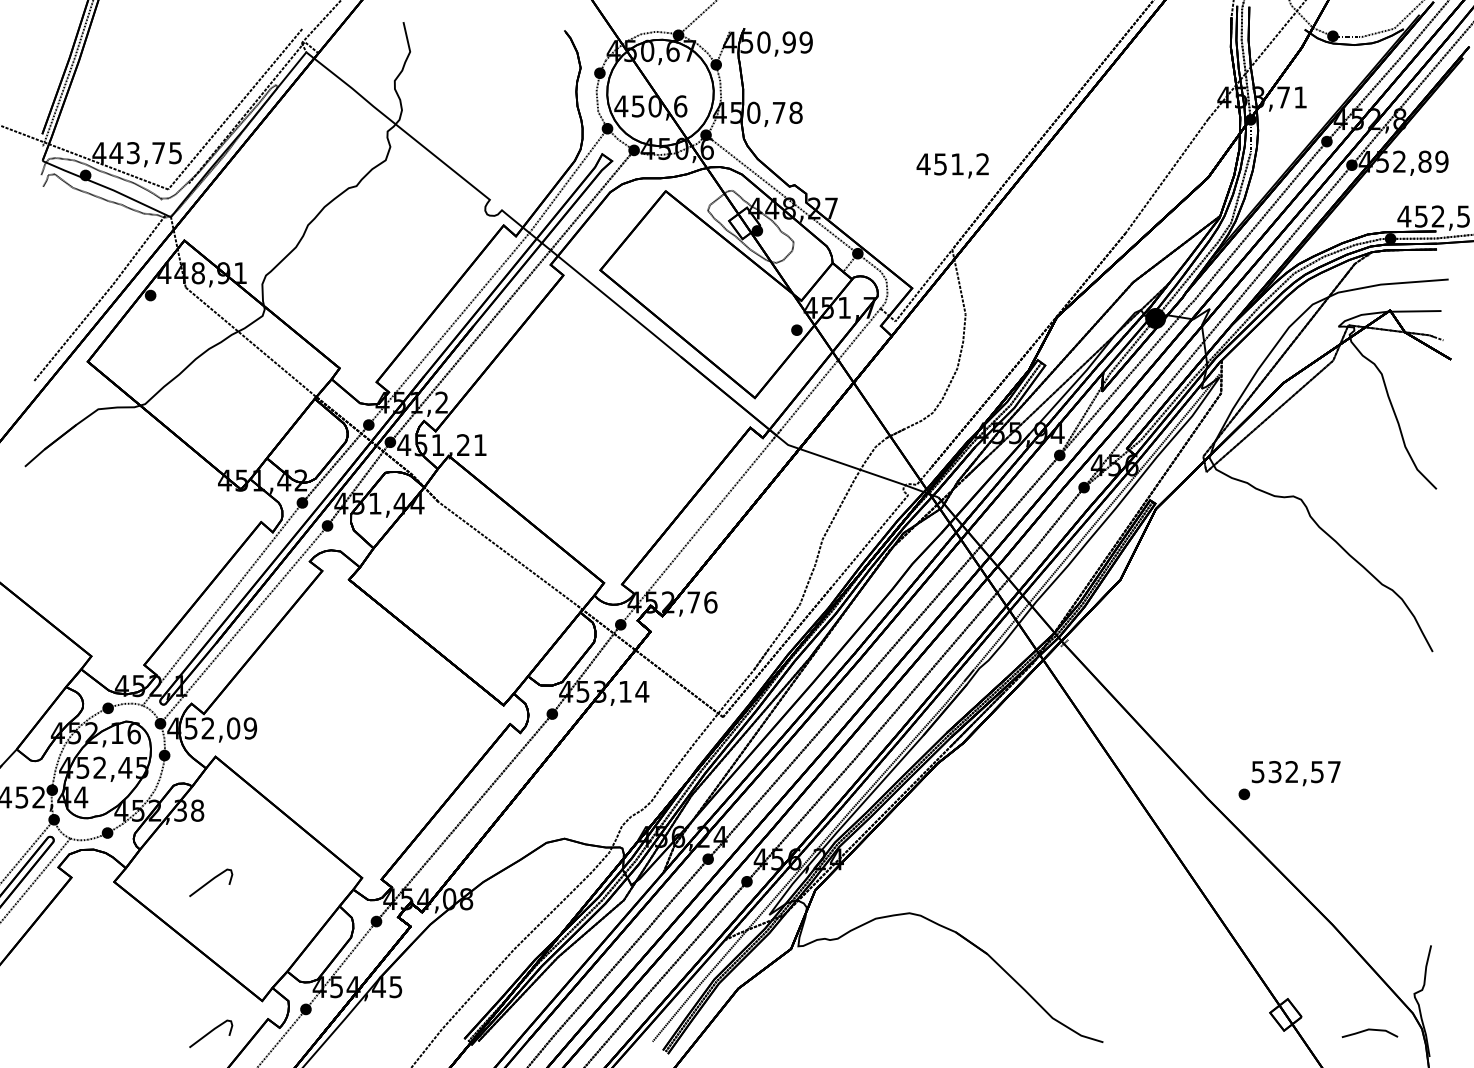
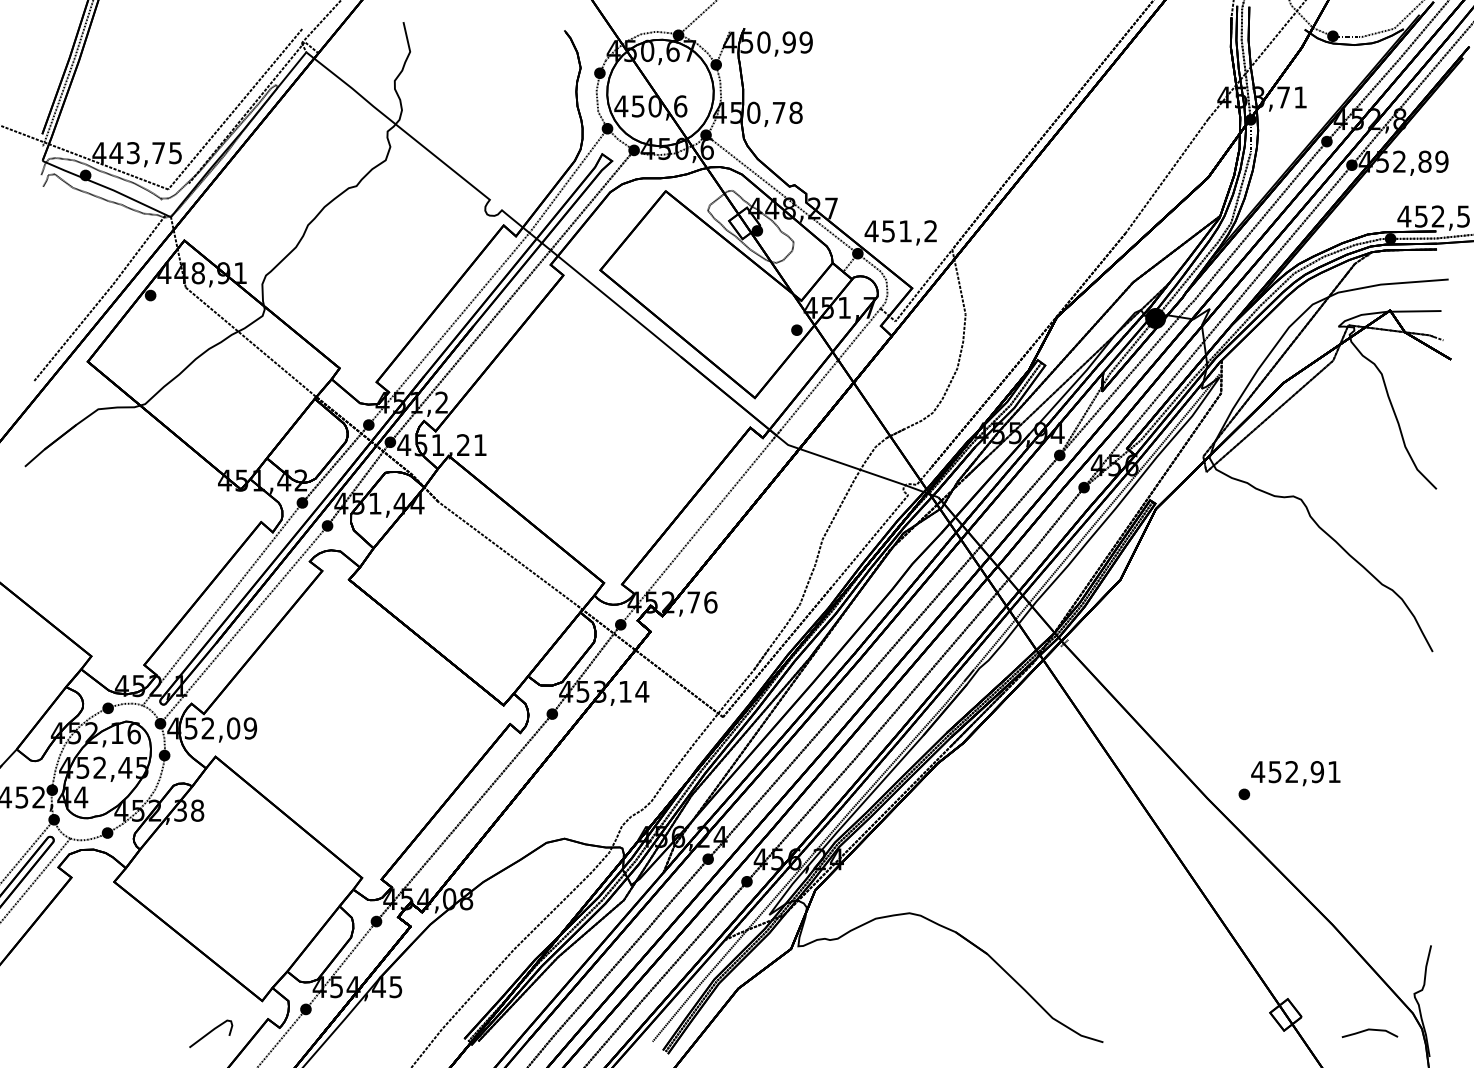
text position: (952, 165) -> (900, 232) (900, 232)
text: 532,57 -> 452,91 (1295, 772)
curve: present -> none (211, 881)
